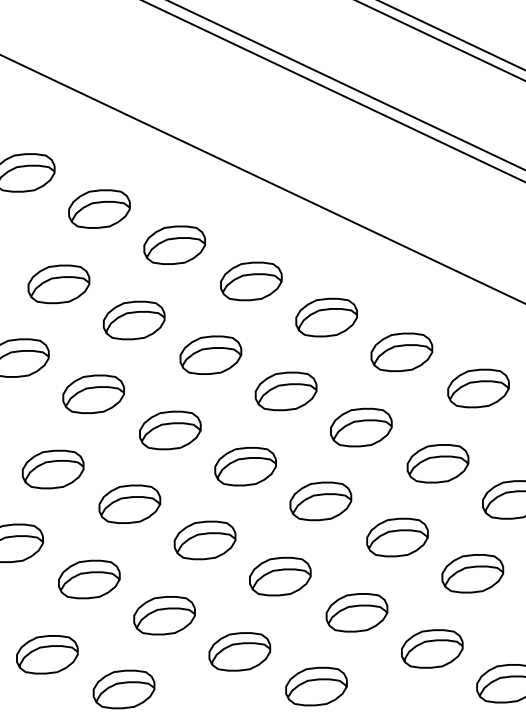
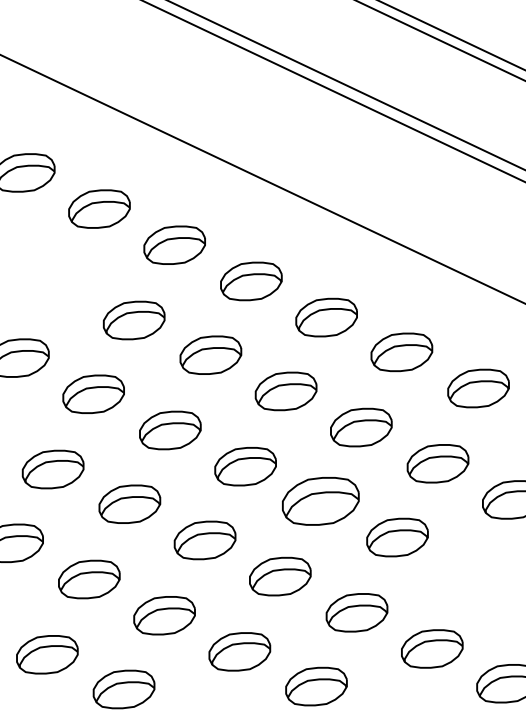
part: present -> none (58, 284)
part size: 64x41 px -> 78x49 px (320, 501)
part: present -> none (472, 573)
